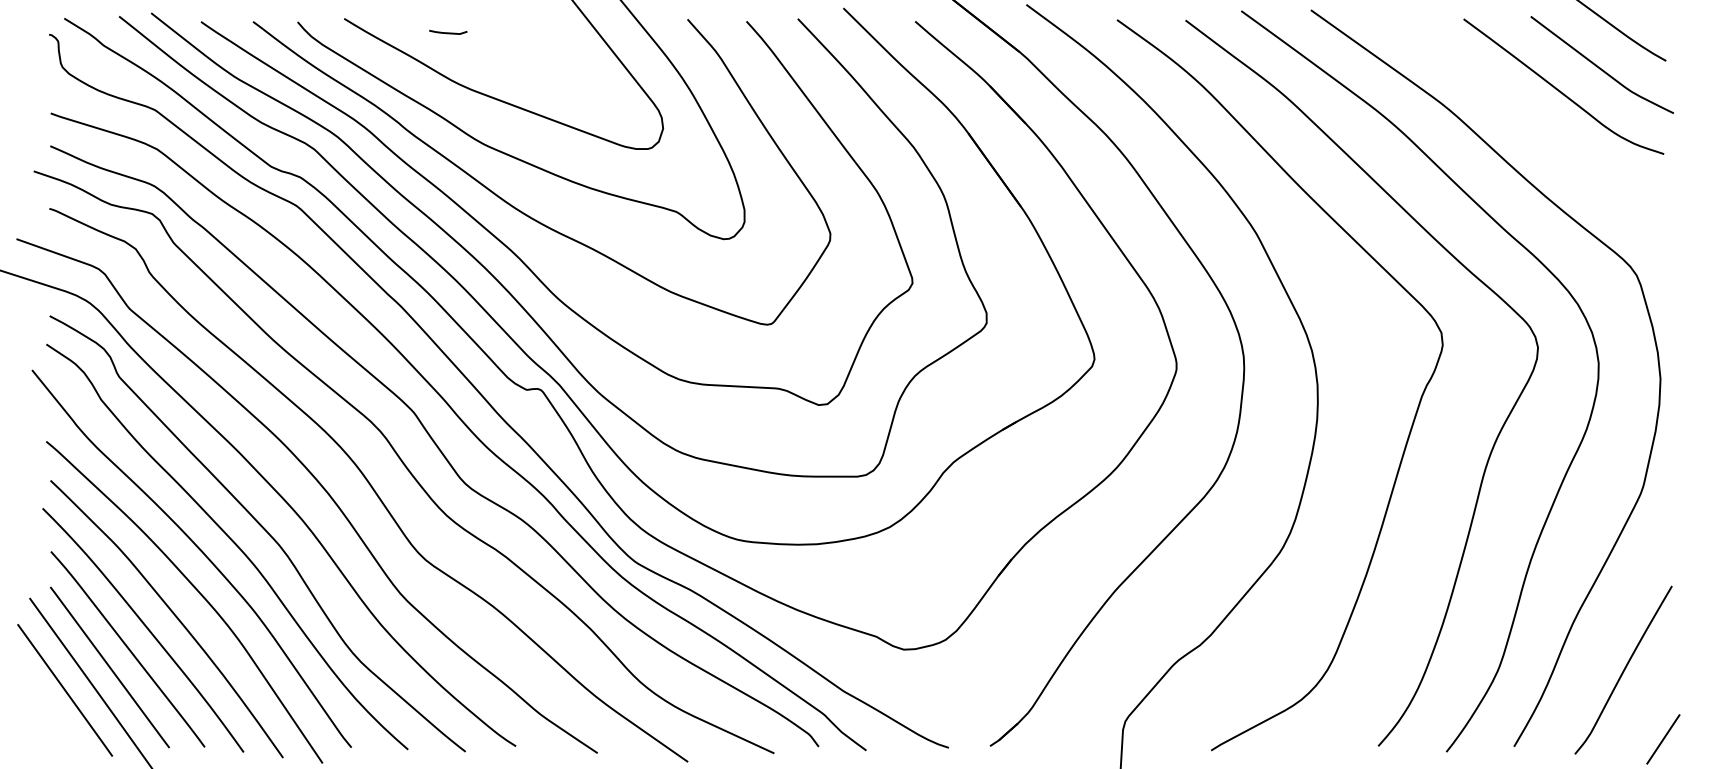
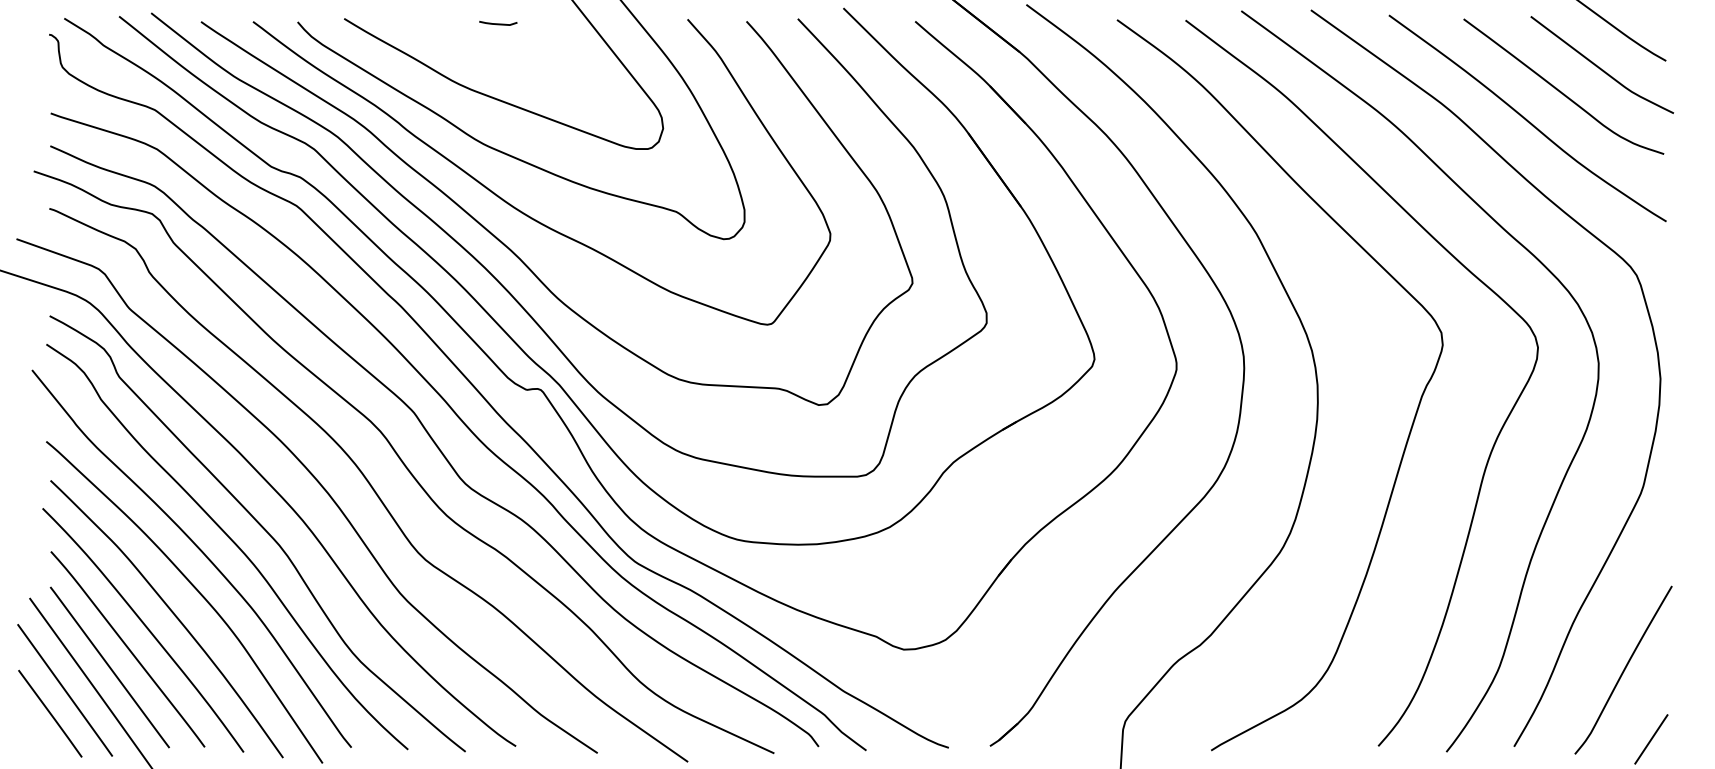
line position: (448, 32) -> (498, 23) (498, 23)
curve: none -> present (1526, 118)
line: none -> present (50, 713)
line position: (1663, 739) -> (1651, 739) (1651, 739)
